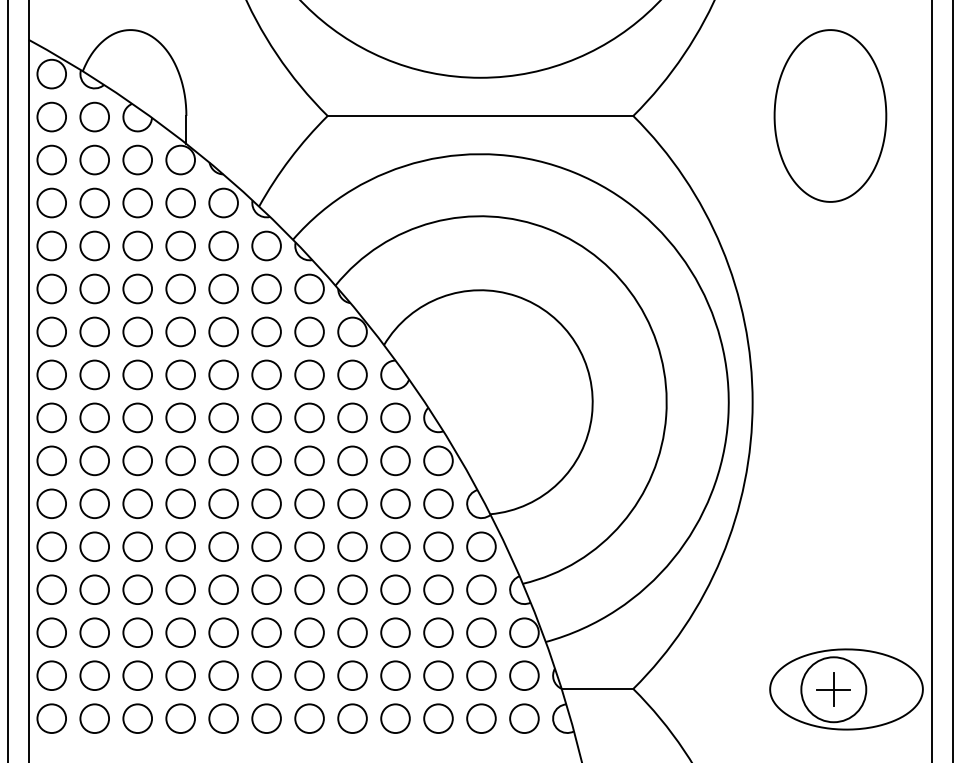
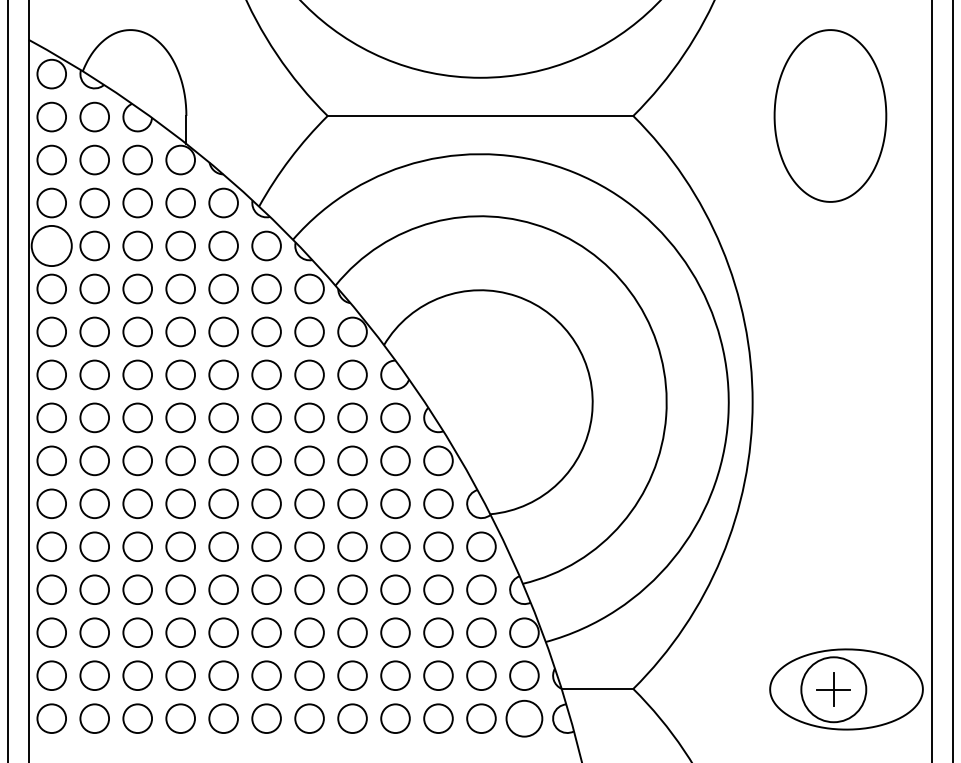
circle diameter: 29 px -> 40 px (51, 245)
circle size: 31x31 px -> 39x39 px (524, 718)
